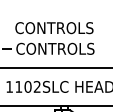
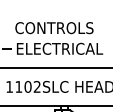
text: CONTROLS -> ELECTRICAL (59, 48)
